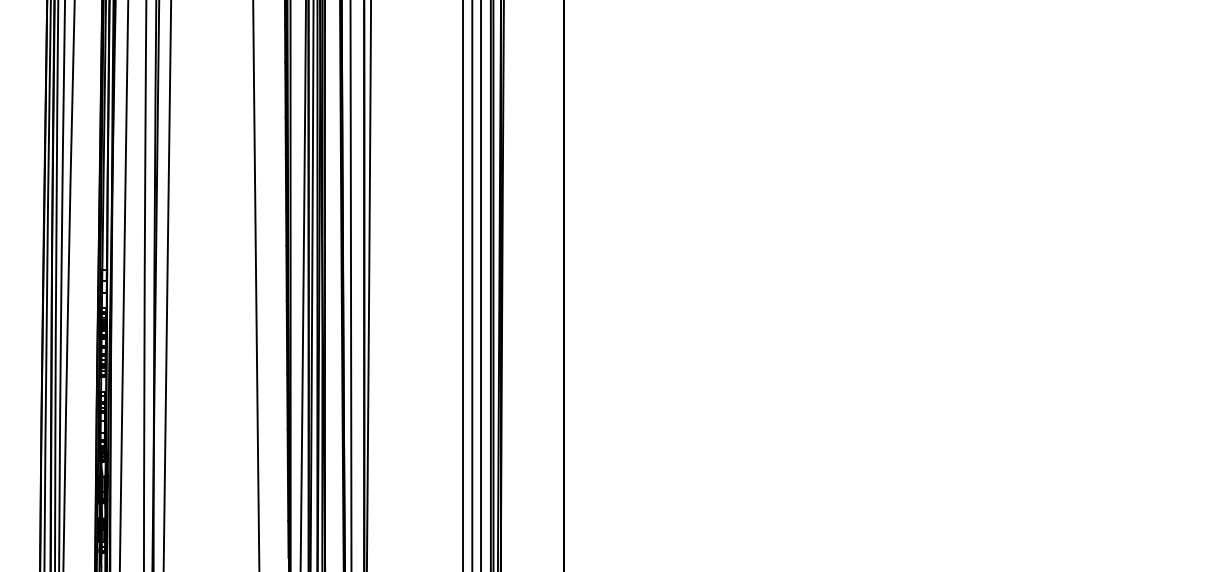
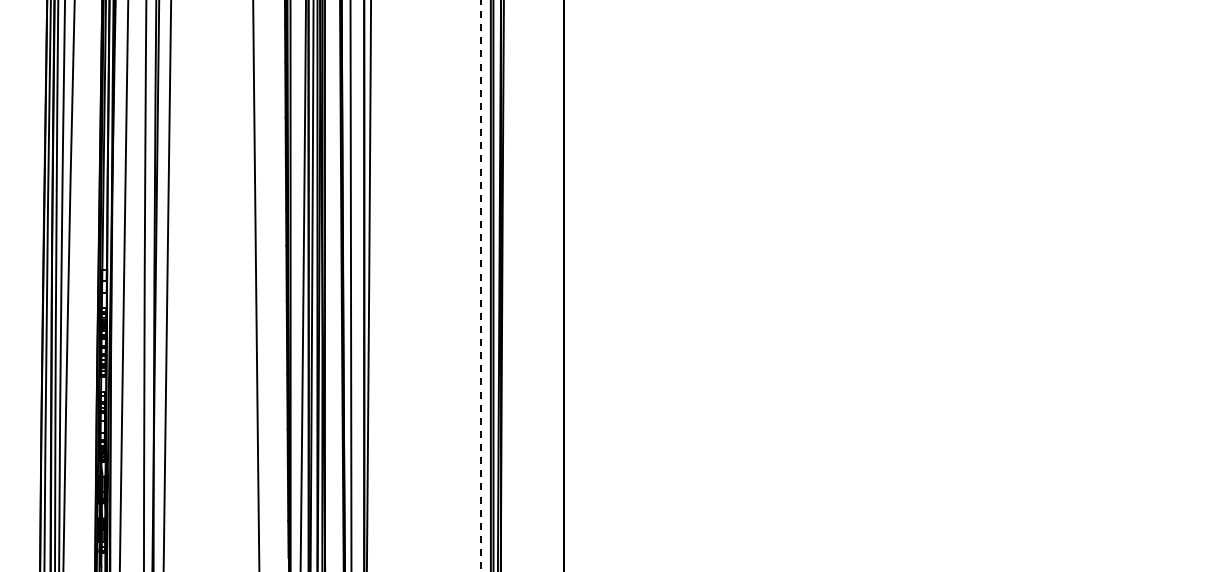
line: present -> none (463, 285)
line: present -> none (472, 285)
line: solid -> dashed (481, 286)
